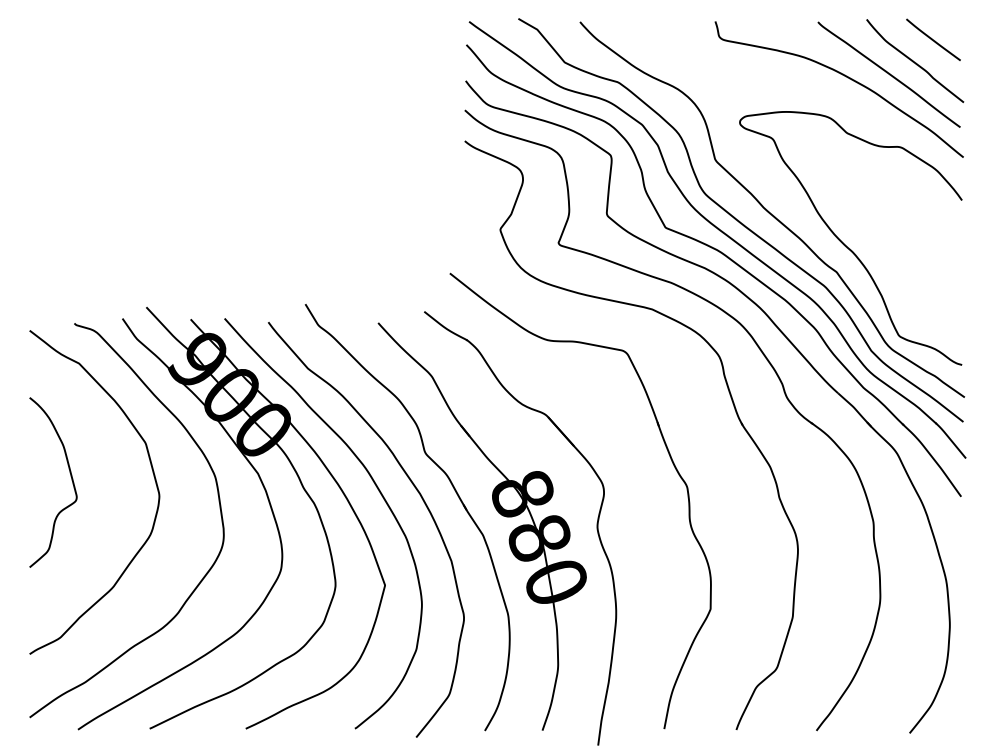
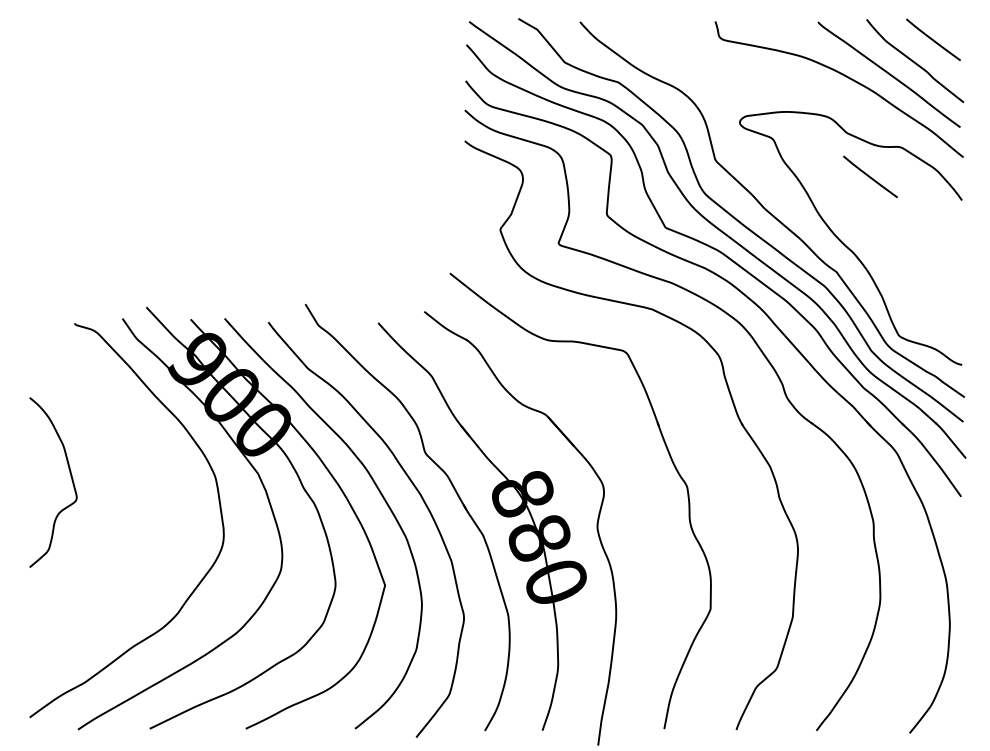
line: none -> present (870, 176)
curve: present -> none (152, 473)
